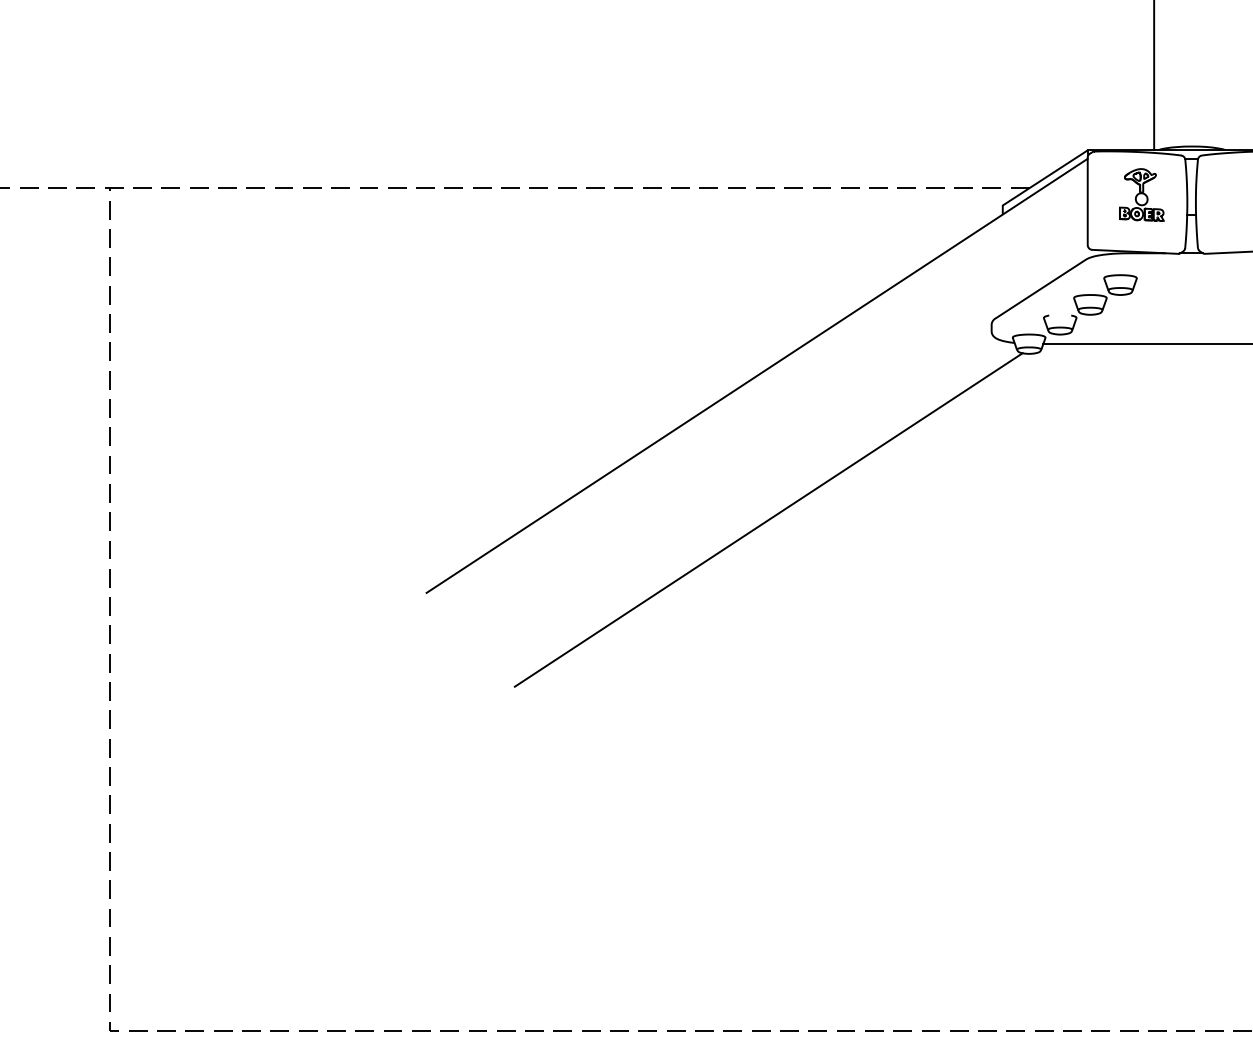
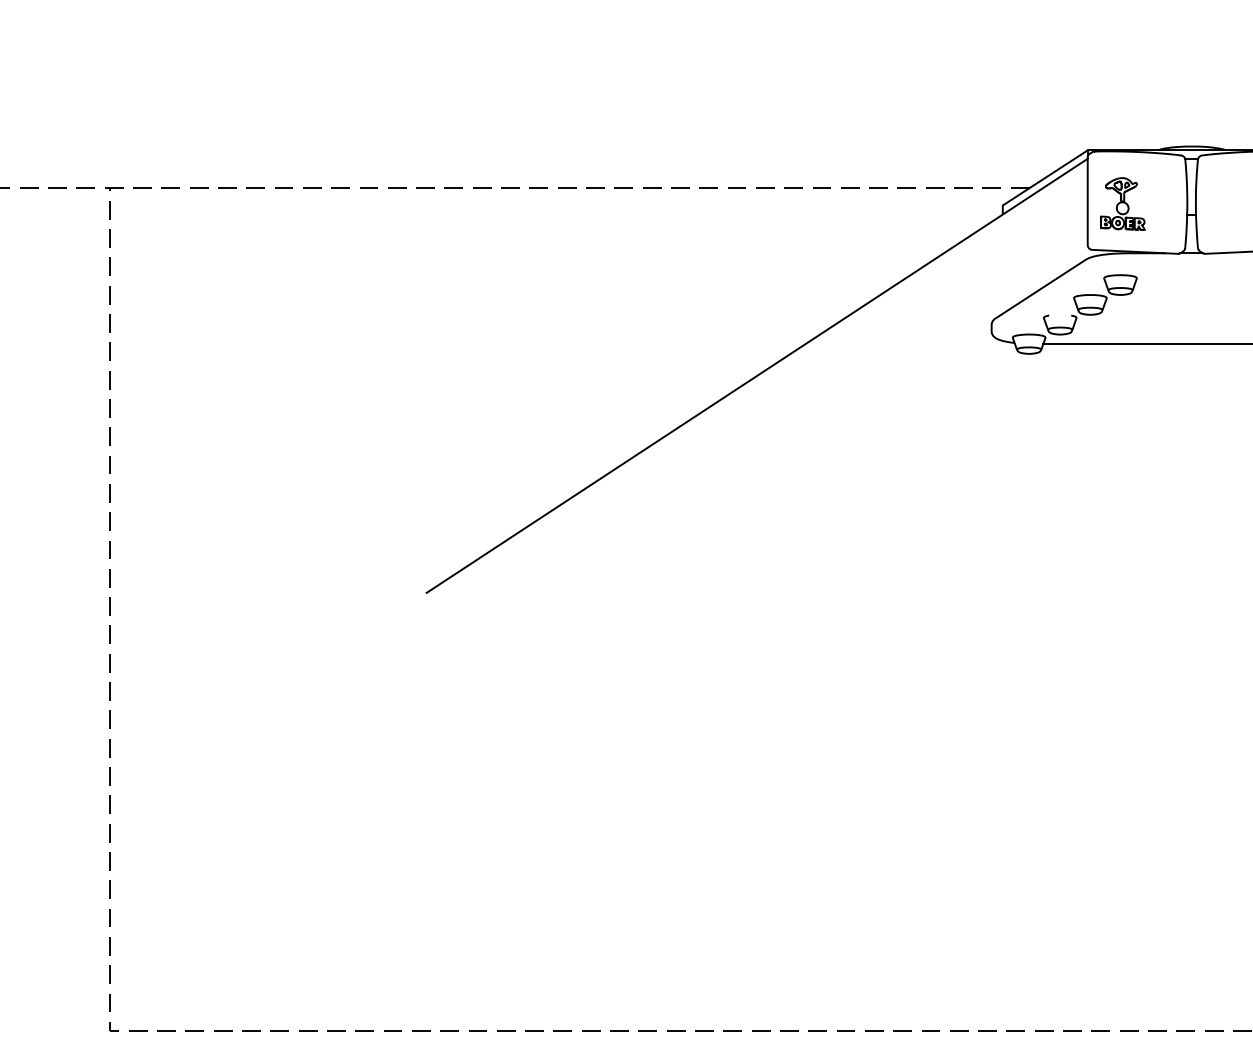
line: present -> none (1154, 76)
part position: (1141, 194) -> (1122, 203) (1122, 203)
line: present -> none (768, 519)
